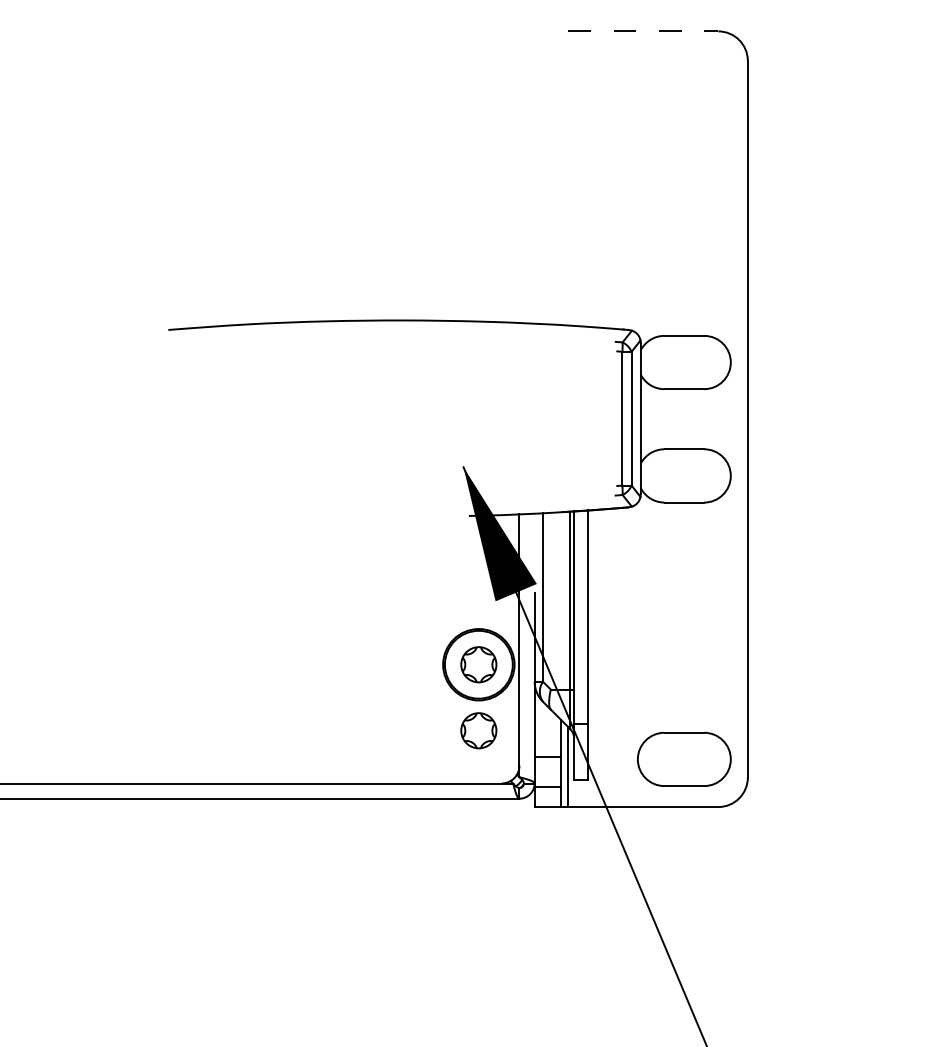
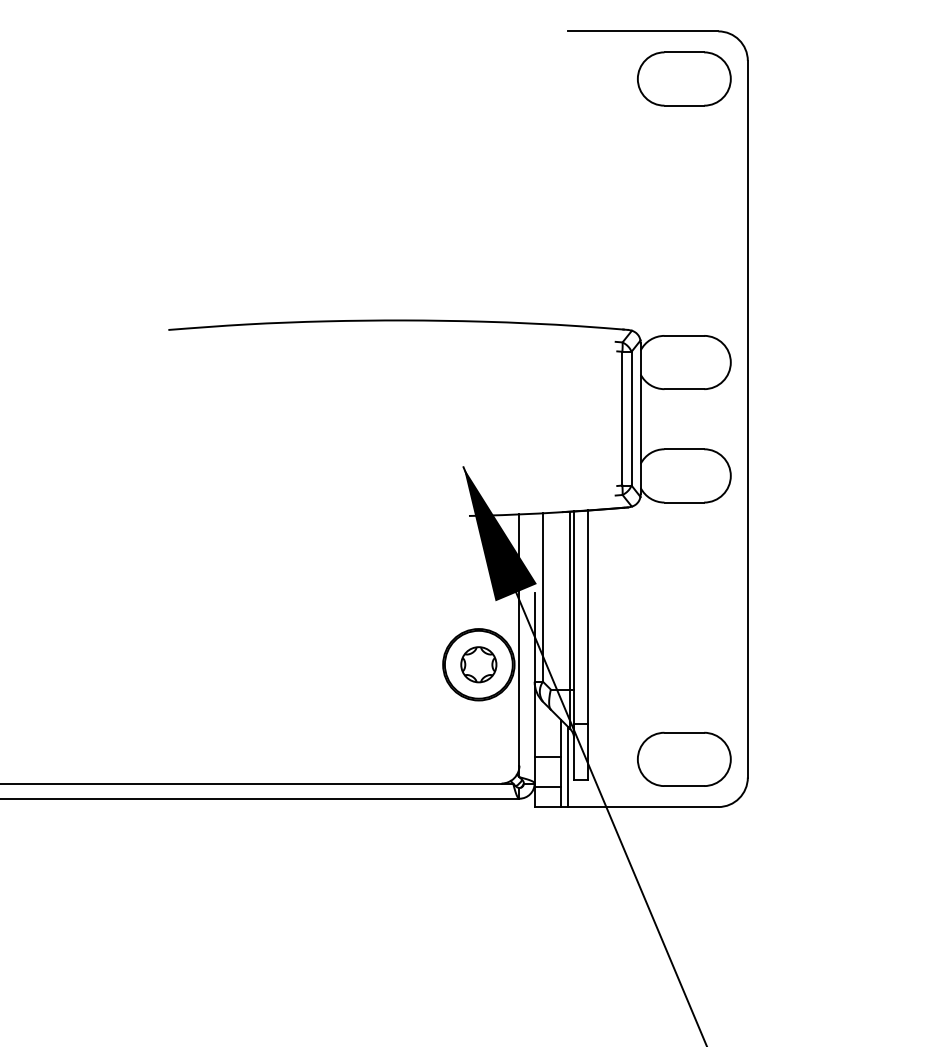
line: dashed -> solid (643, 31)
part: none -> present (684, 78)
part: present -> none (478, 730)
